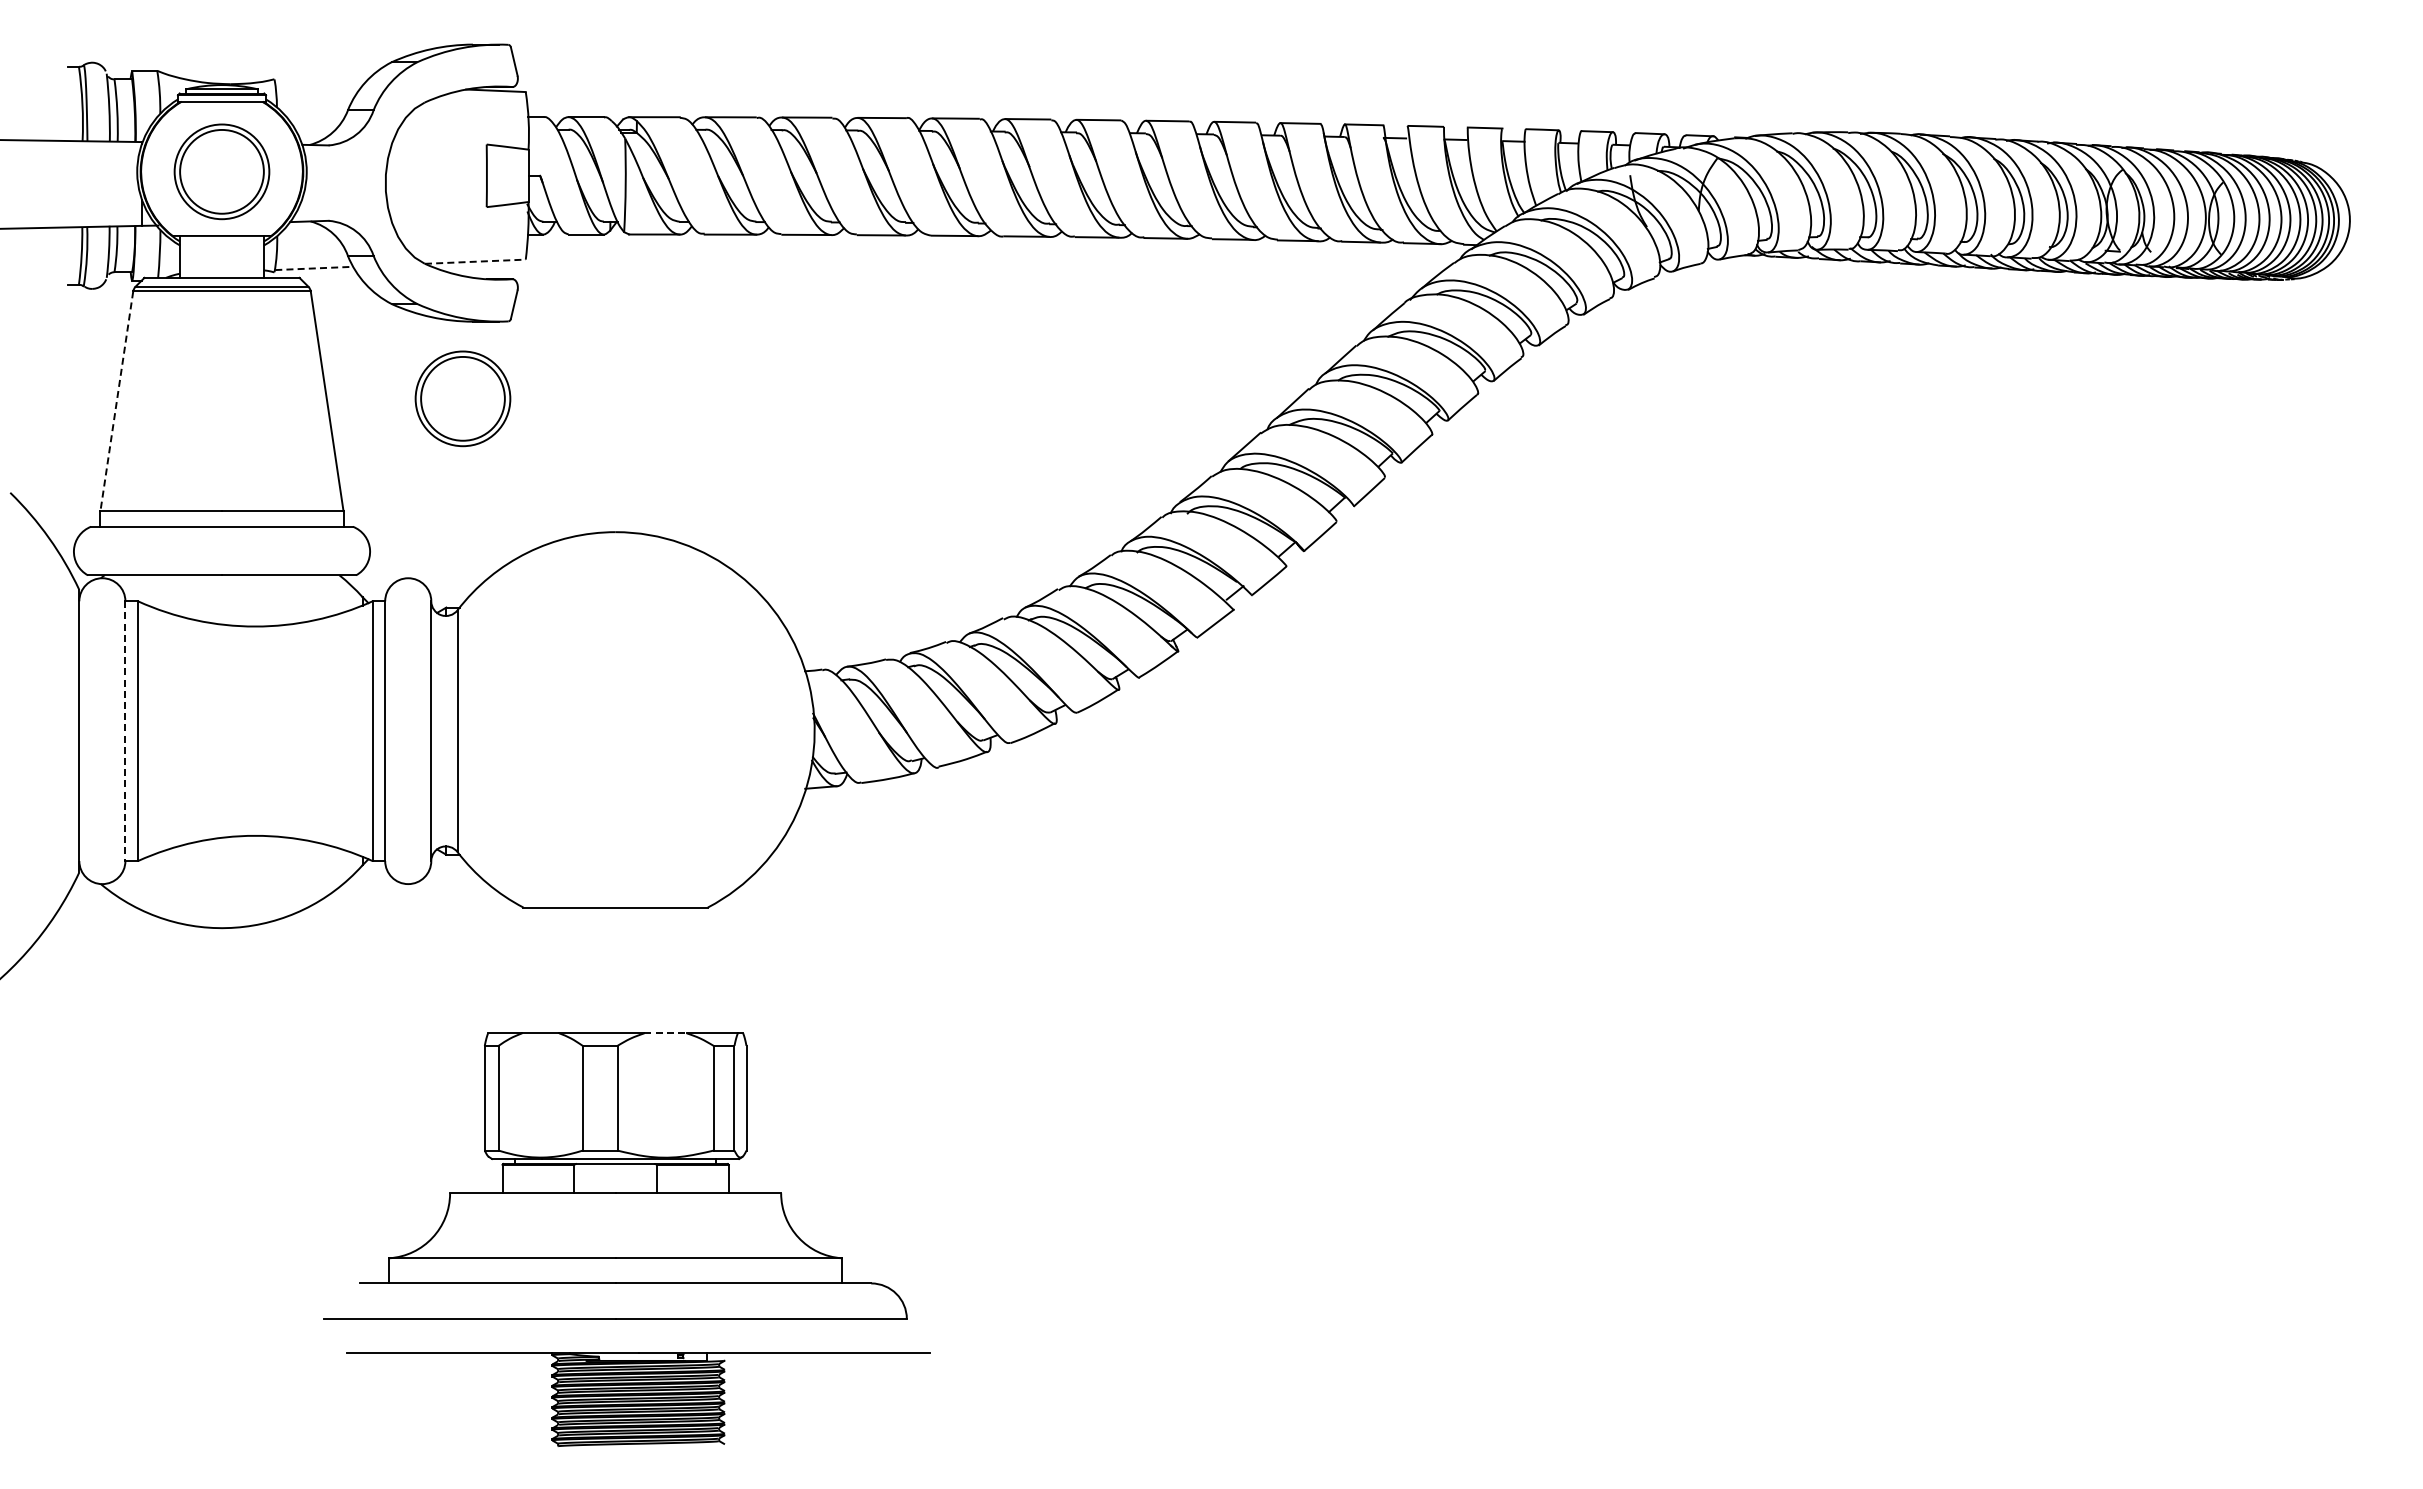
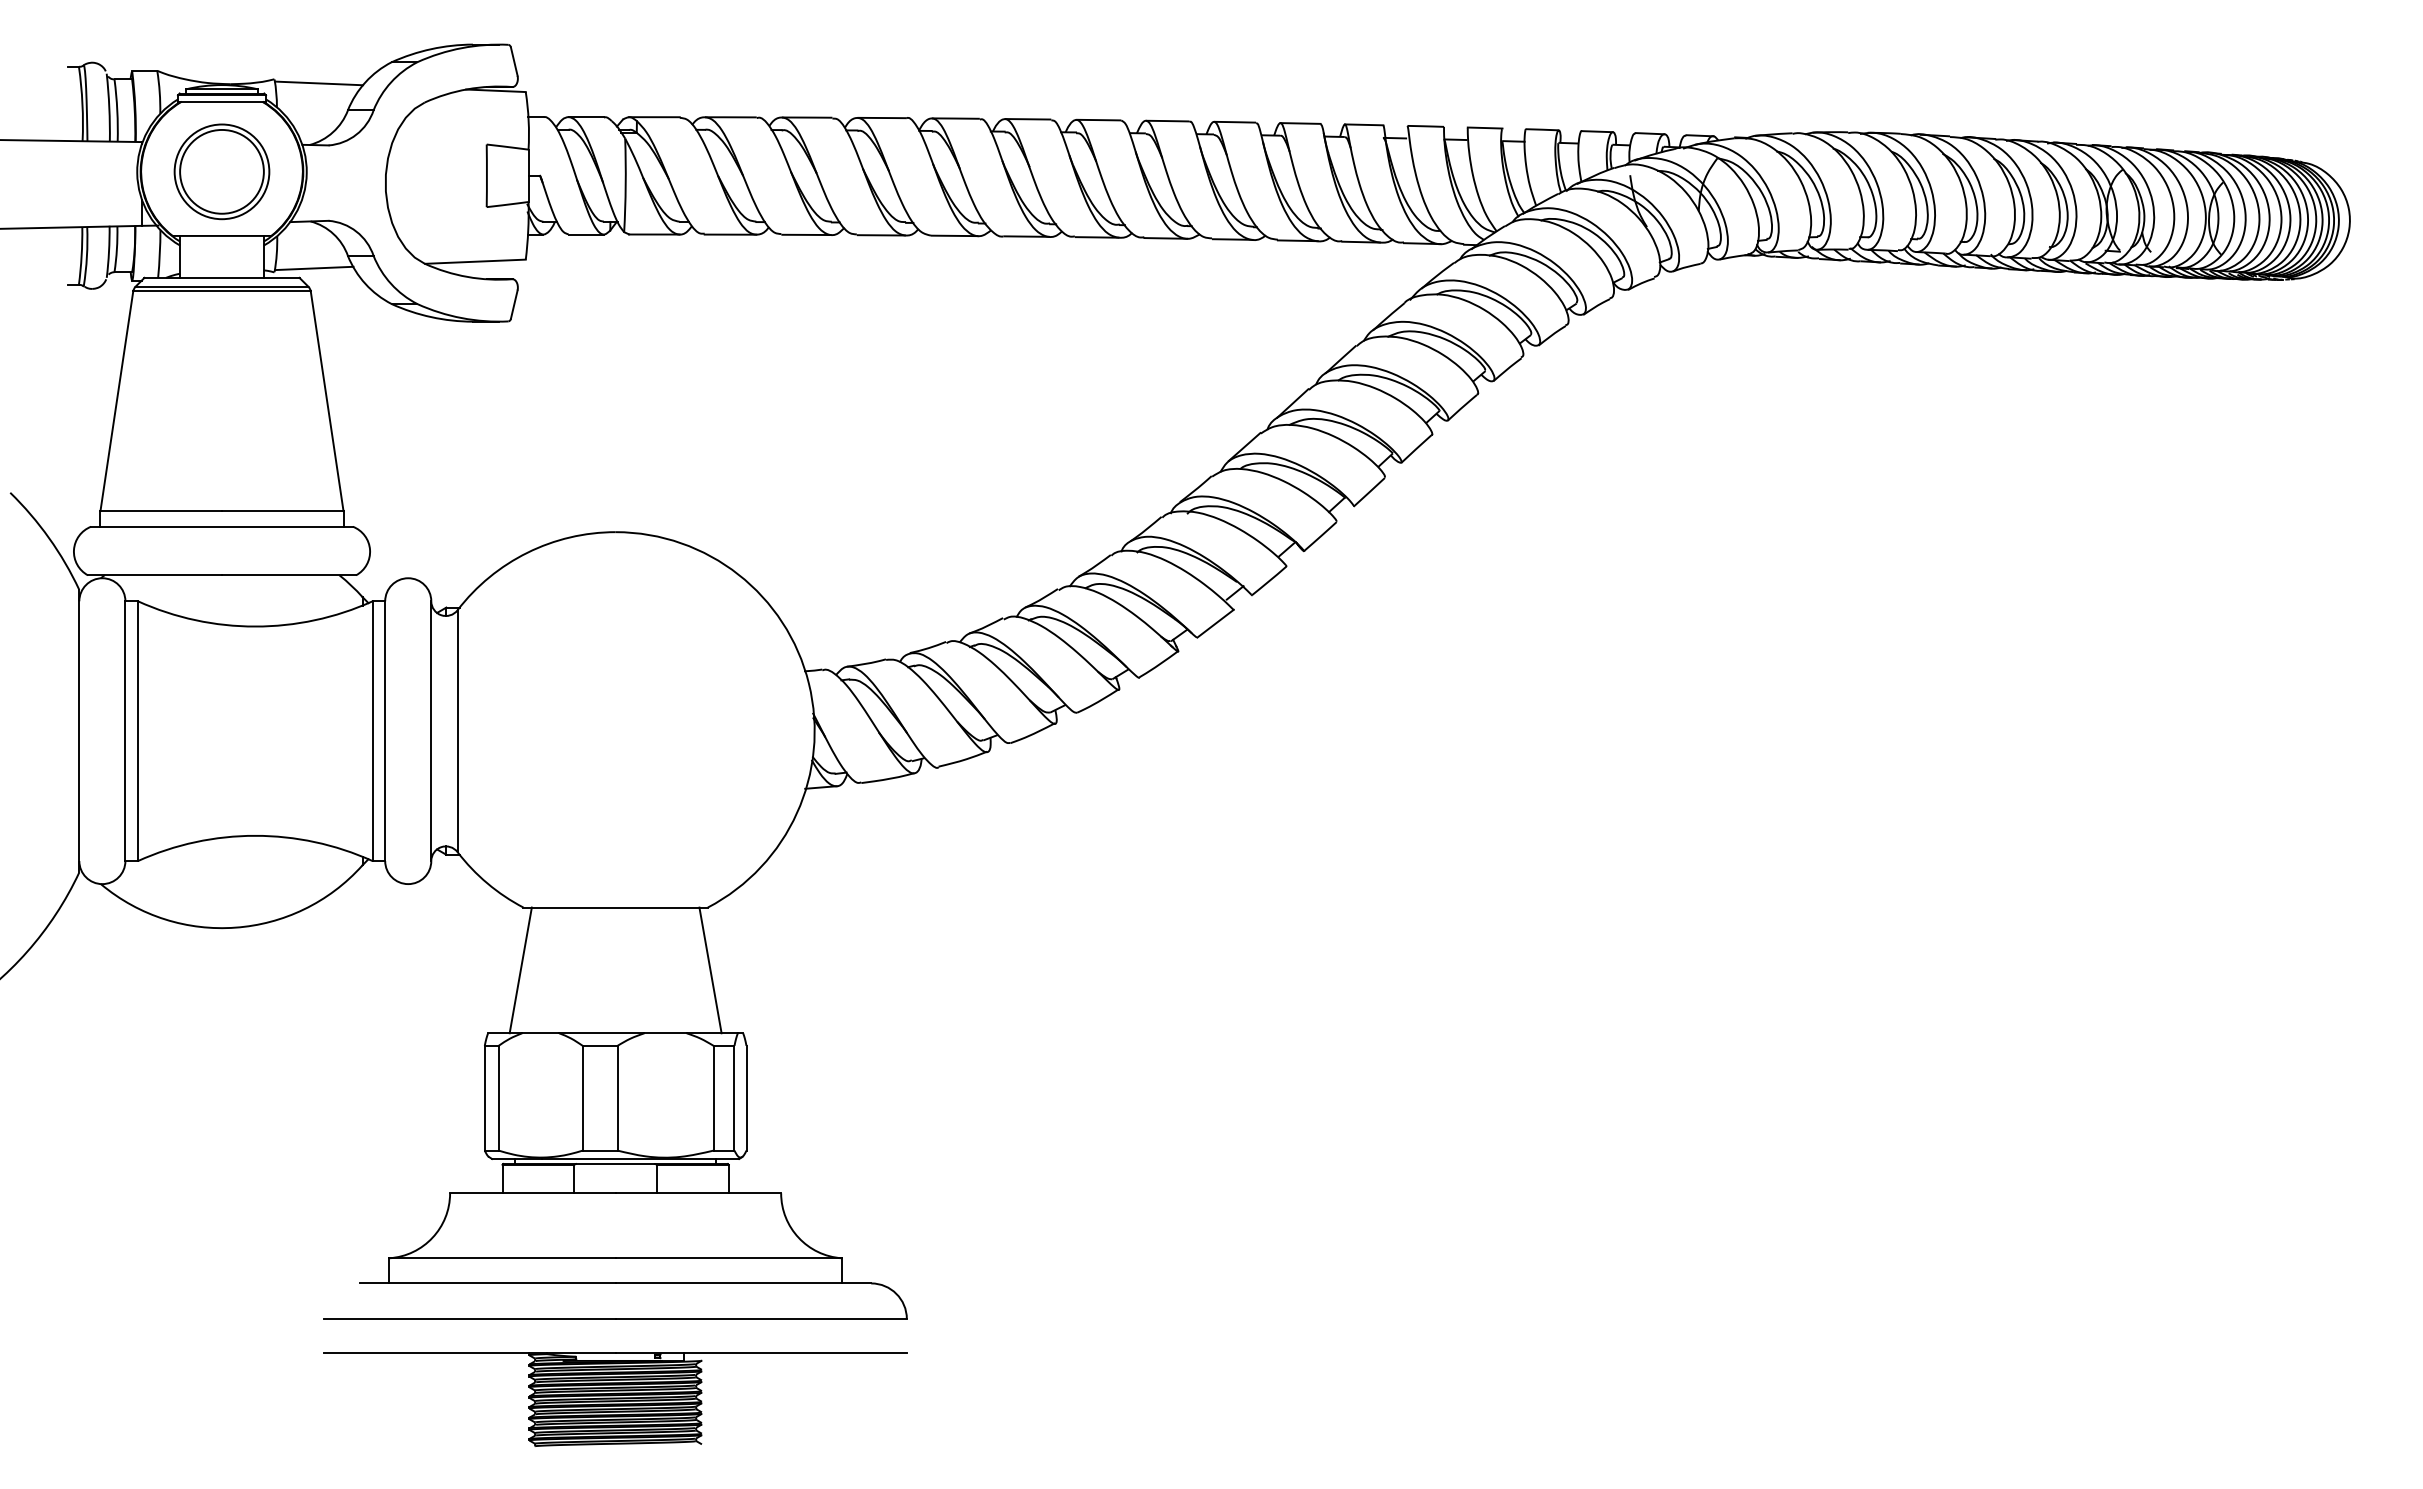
line: none -> present (319, 83)
line: dashed -> solid (475, 261)
line: dashed -> solid (314, 268)
part: present -> none (462, 398)
line: dashed -> solid (116, 401)
line: dashed -> solid (125, 731)
line: none -> present (520, 970)
line: none -> present (710, 970)
line: dashed -> solid (666, 1033)
part position: (638, 1399) -> (615, 1399) (615, 1399)
